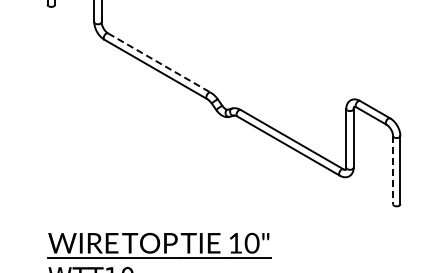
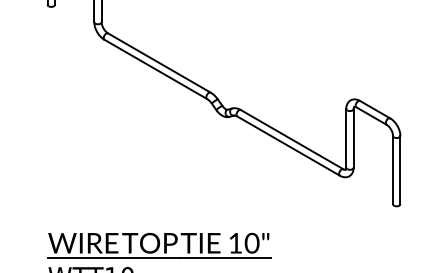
line: dashed -> solid (159, 63)
line: dashed -> solid (393, 170)
